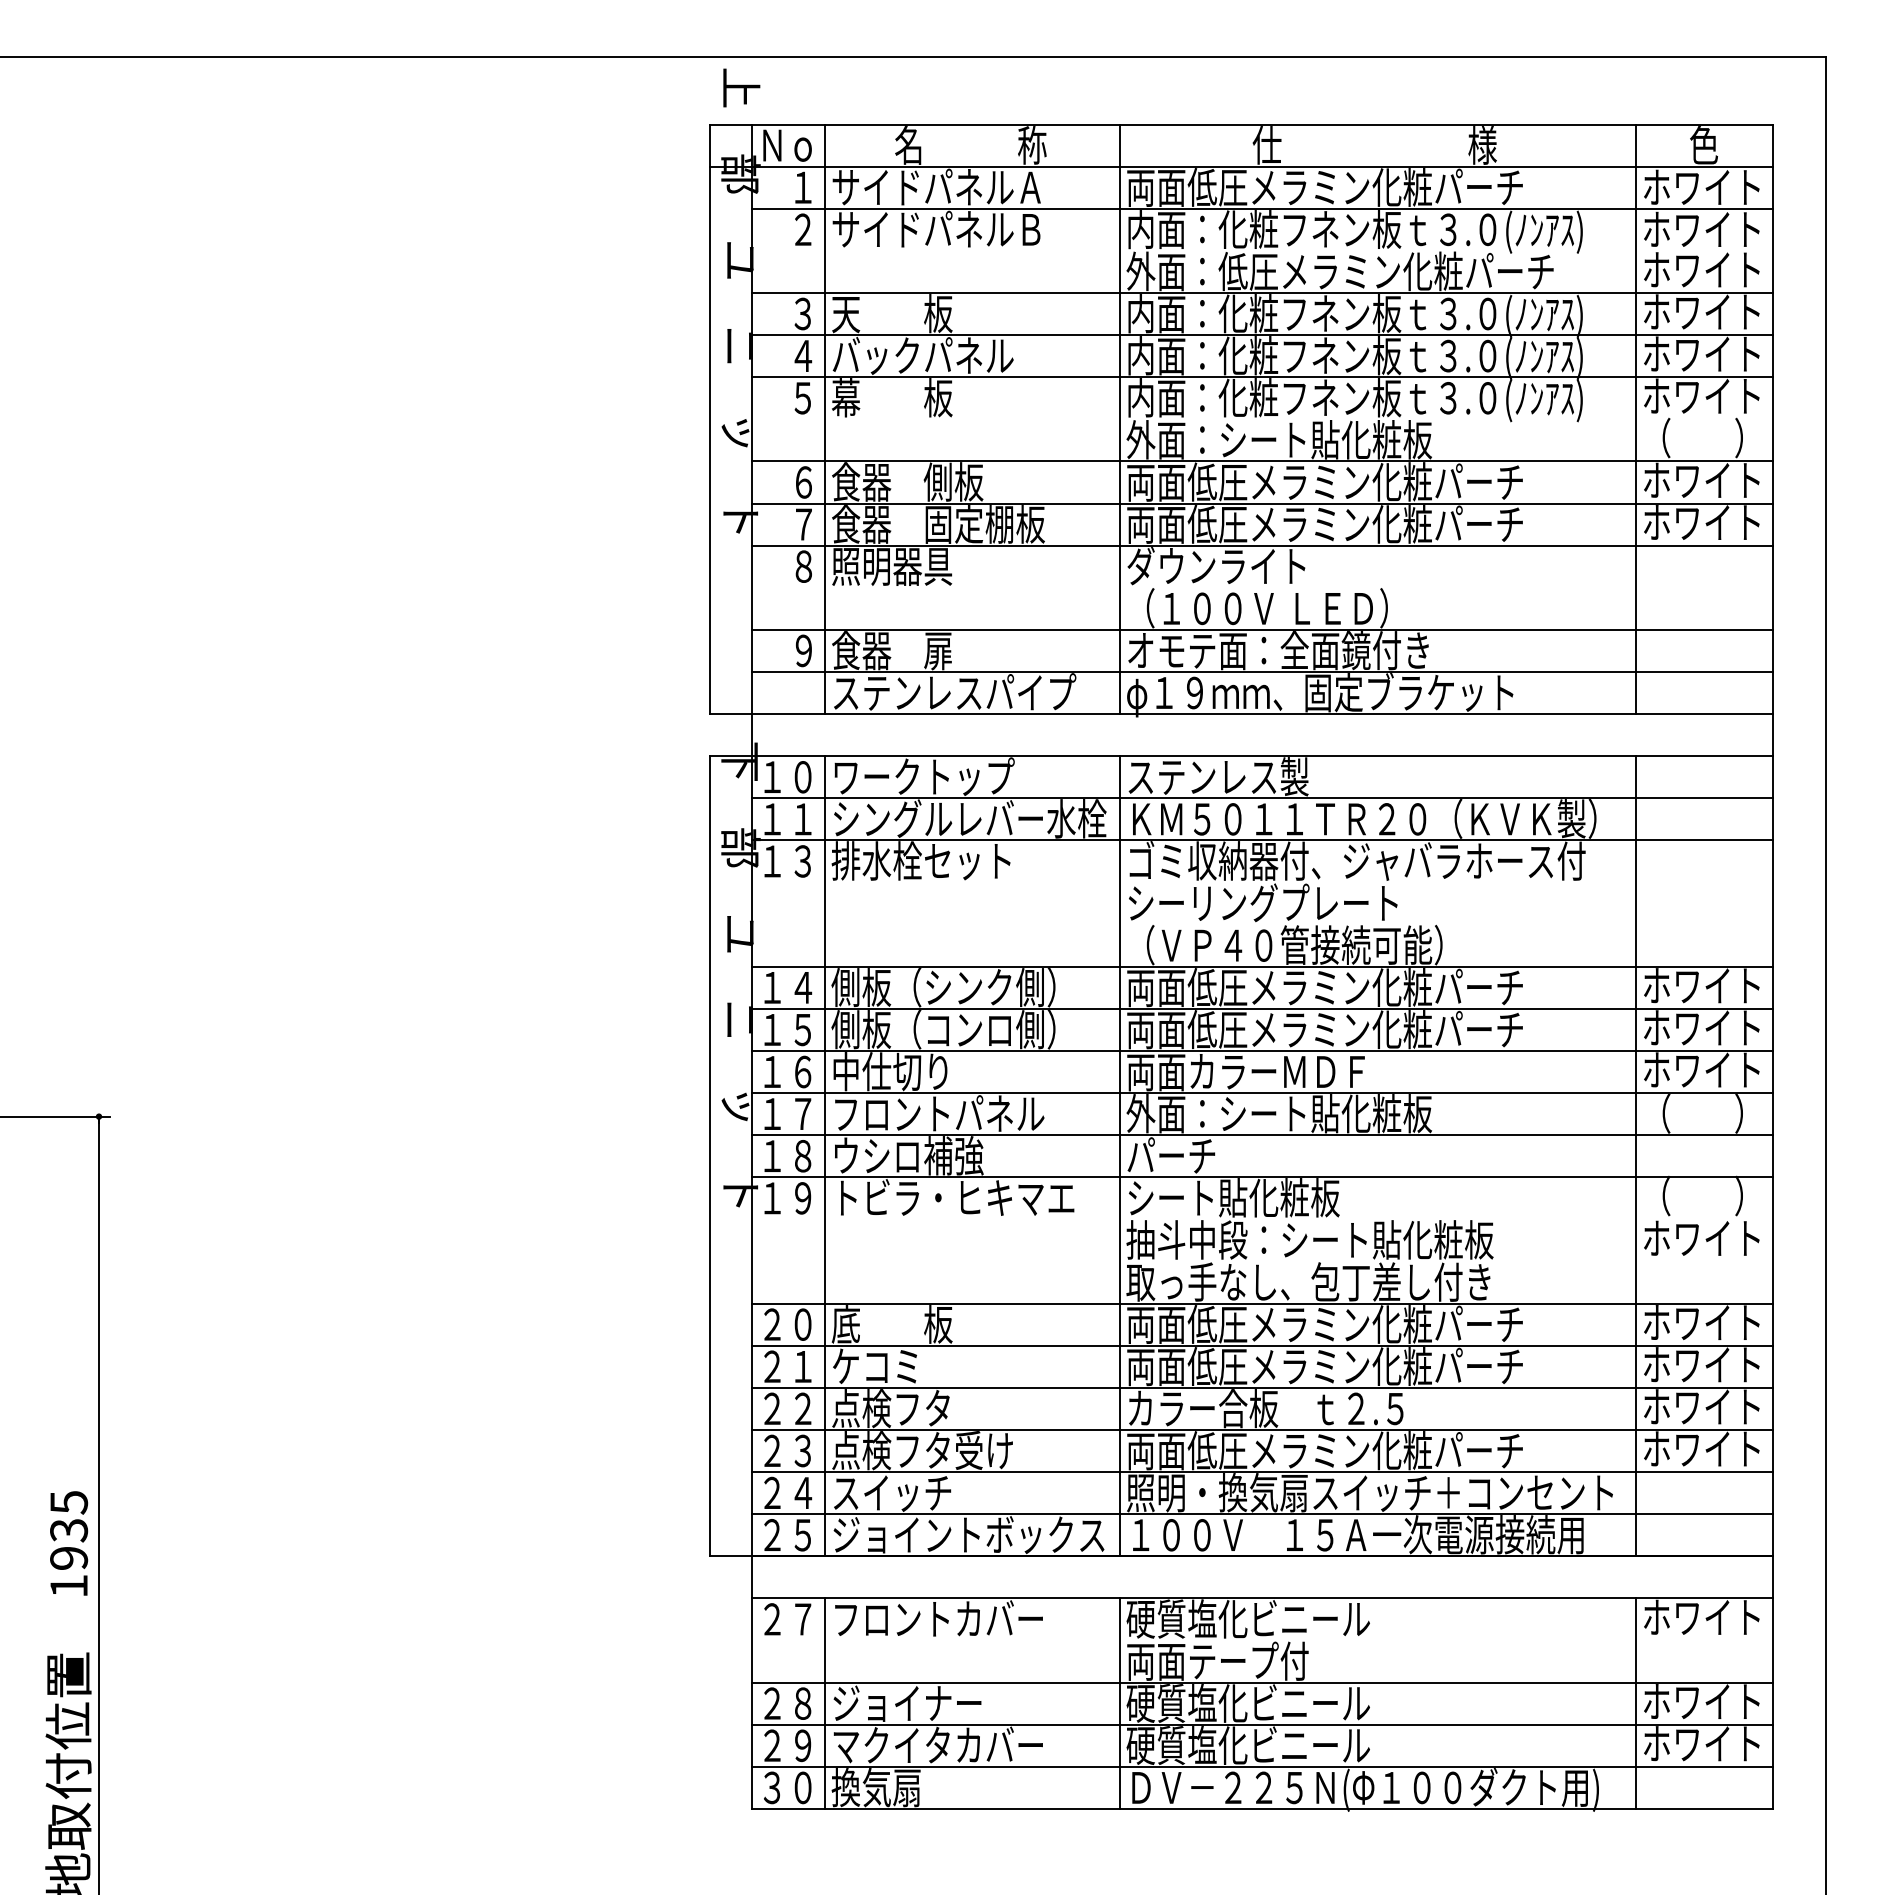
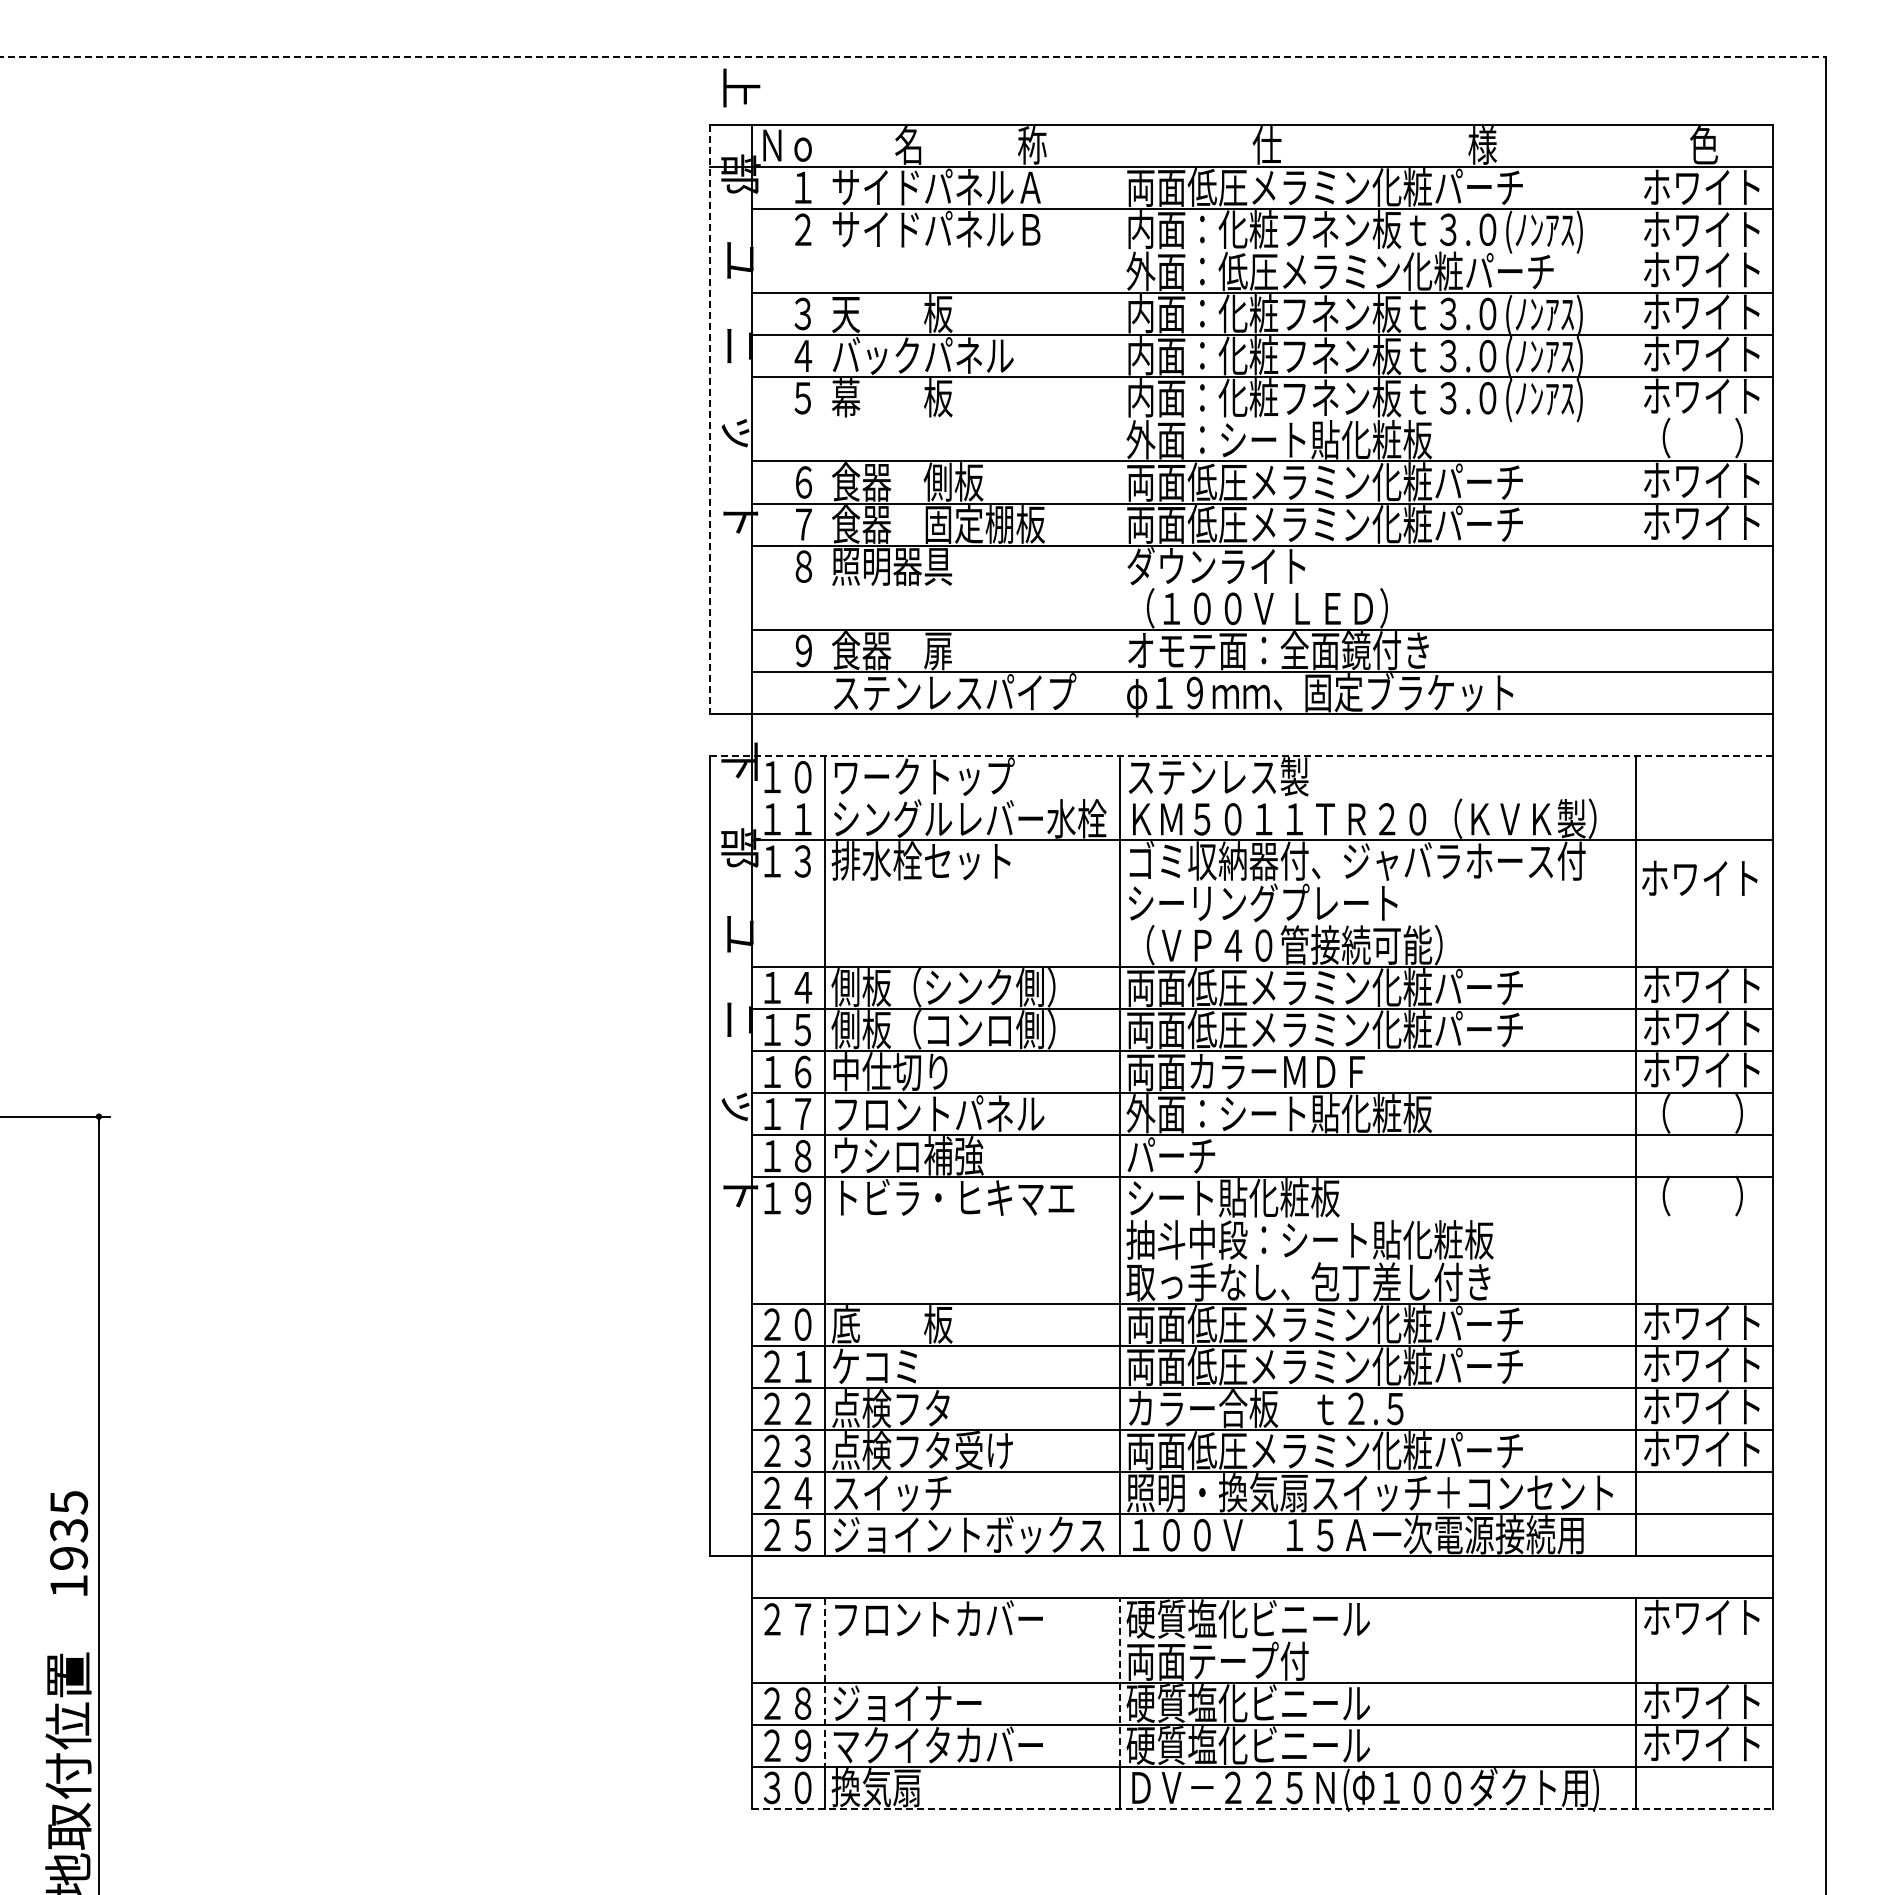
line: solid -> dashed (913, 56)
line: solid -> dashed (709, 419)
line: present -> none (825, 419)
line: present -> none (1120, 419)
line: present -> none (1636, 419)
line: solid -> dashed (1241, 756)
line: present -> none (1261, 798)
text position: (1701, 1237) -> (1699, 877) (1699, 877)
line: solid -> dashed (1120, 1682)
line: solid -> dashed (825, 1683)
line: solid -> dashed (1262, 1809)
